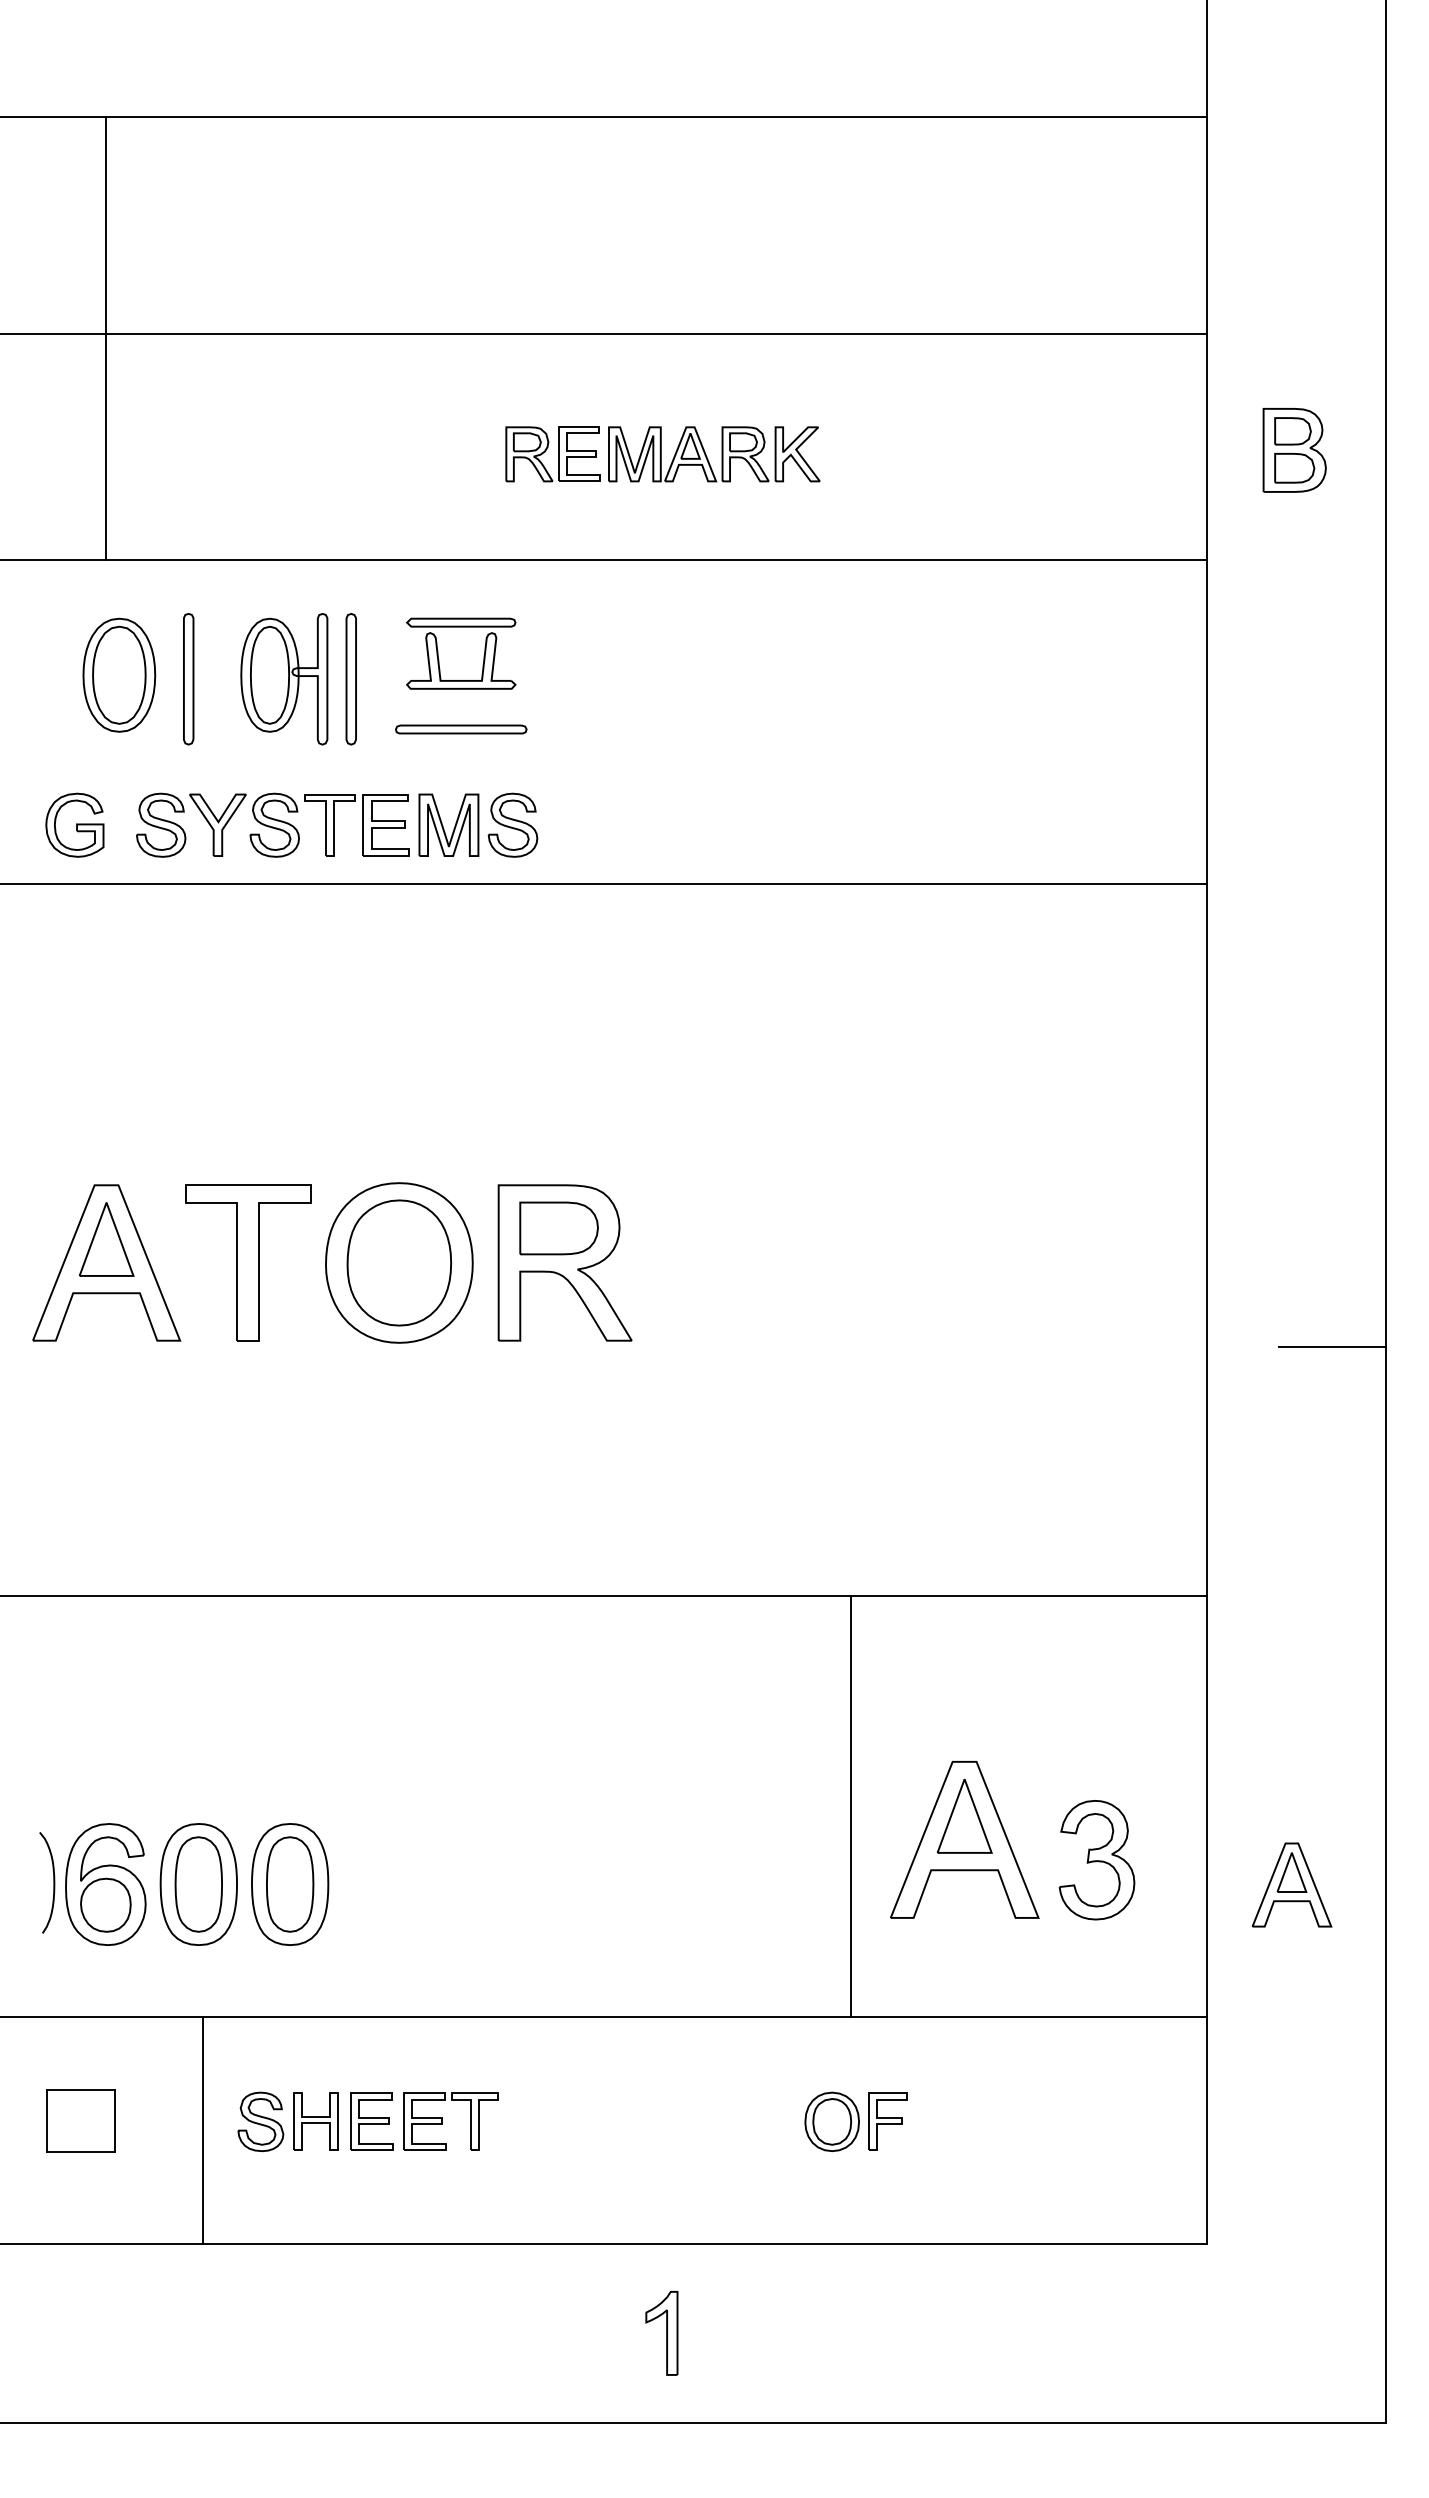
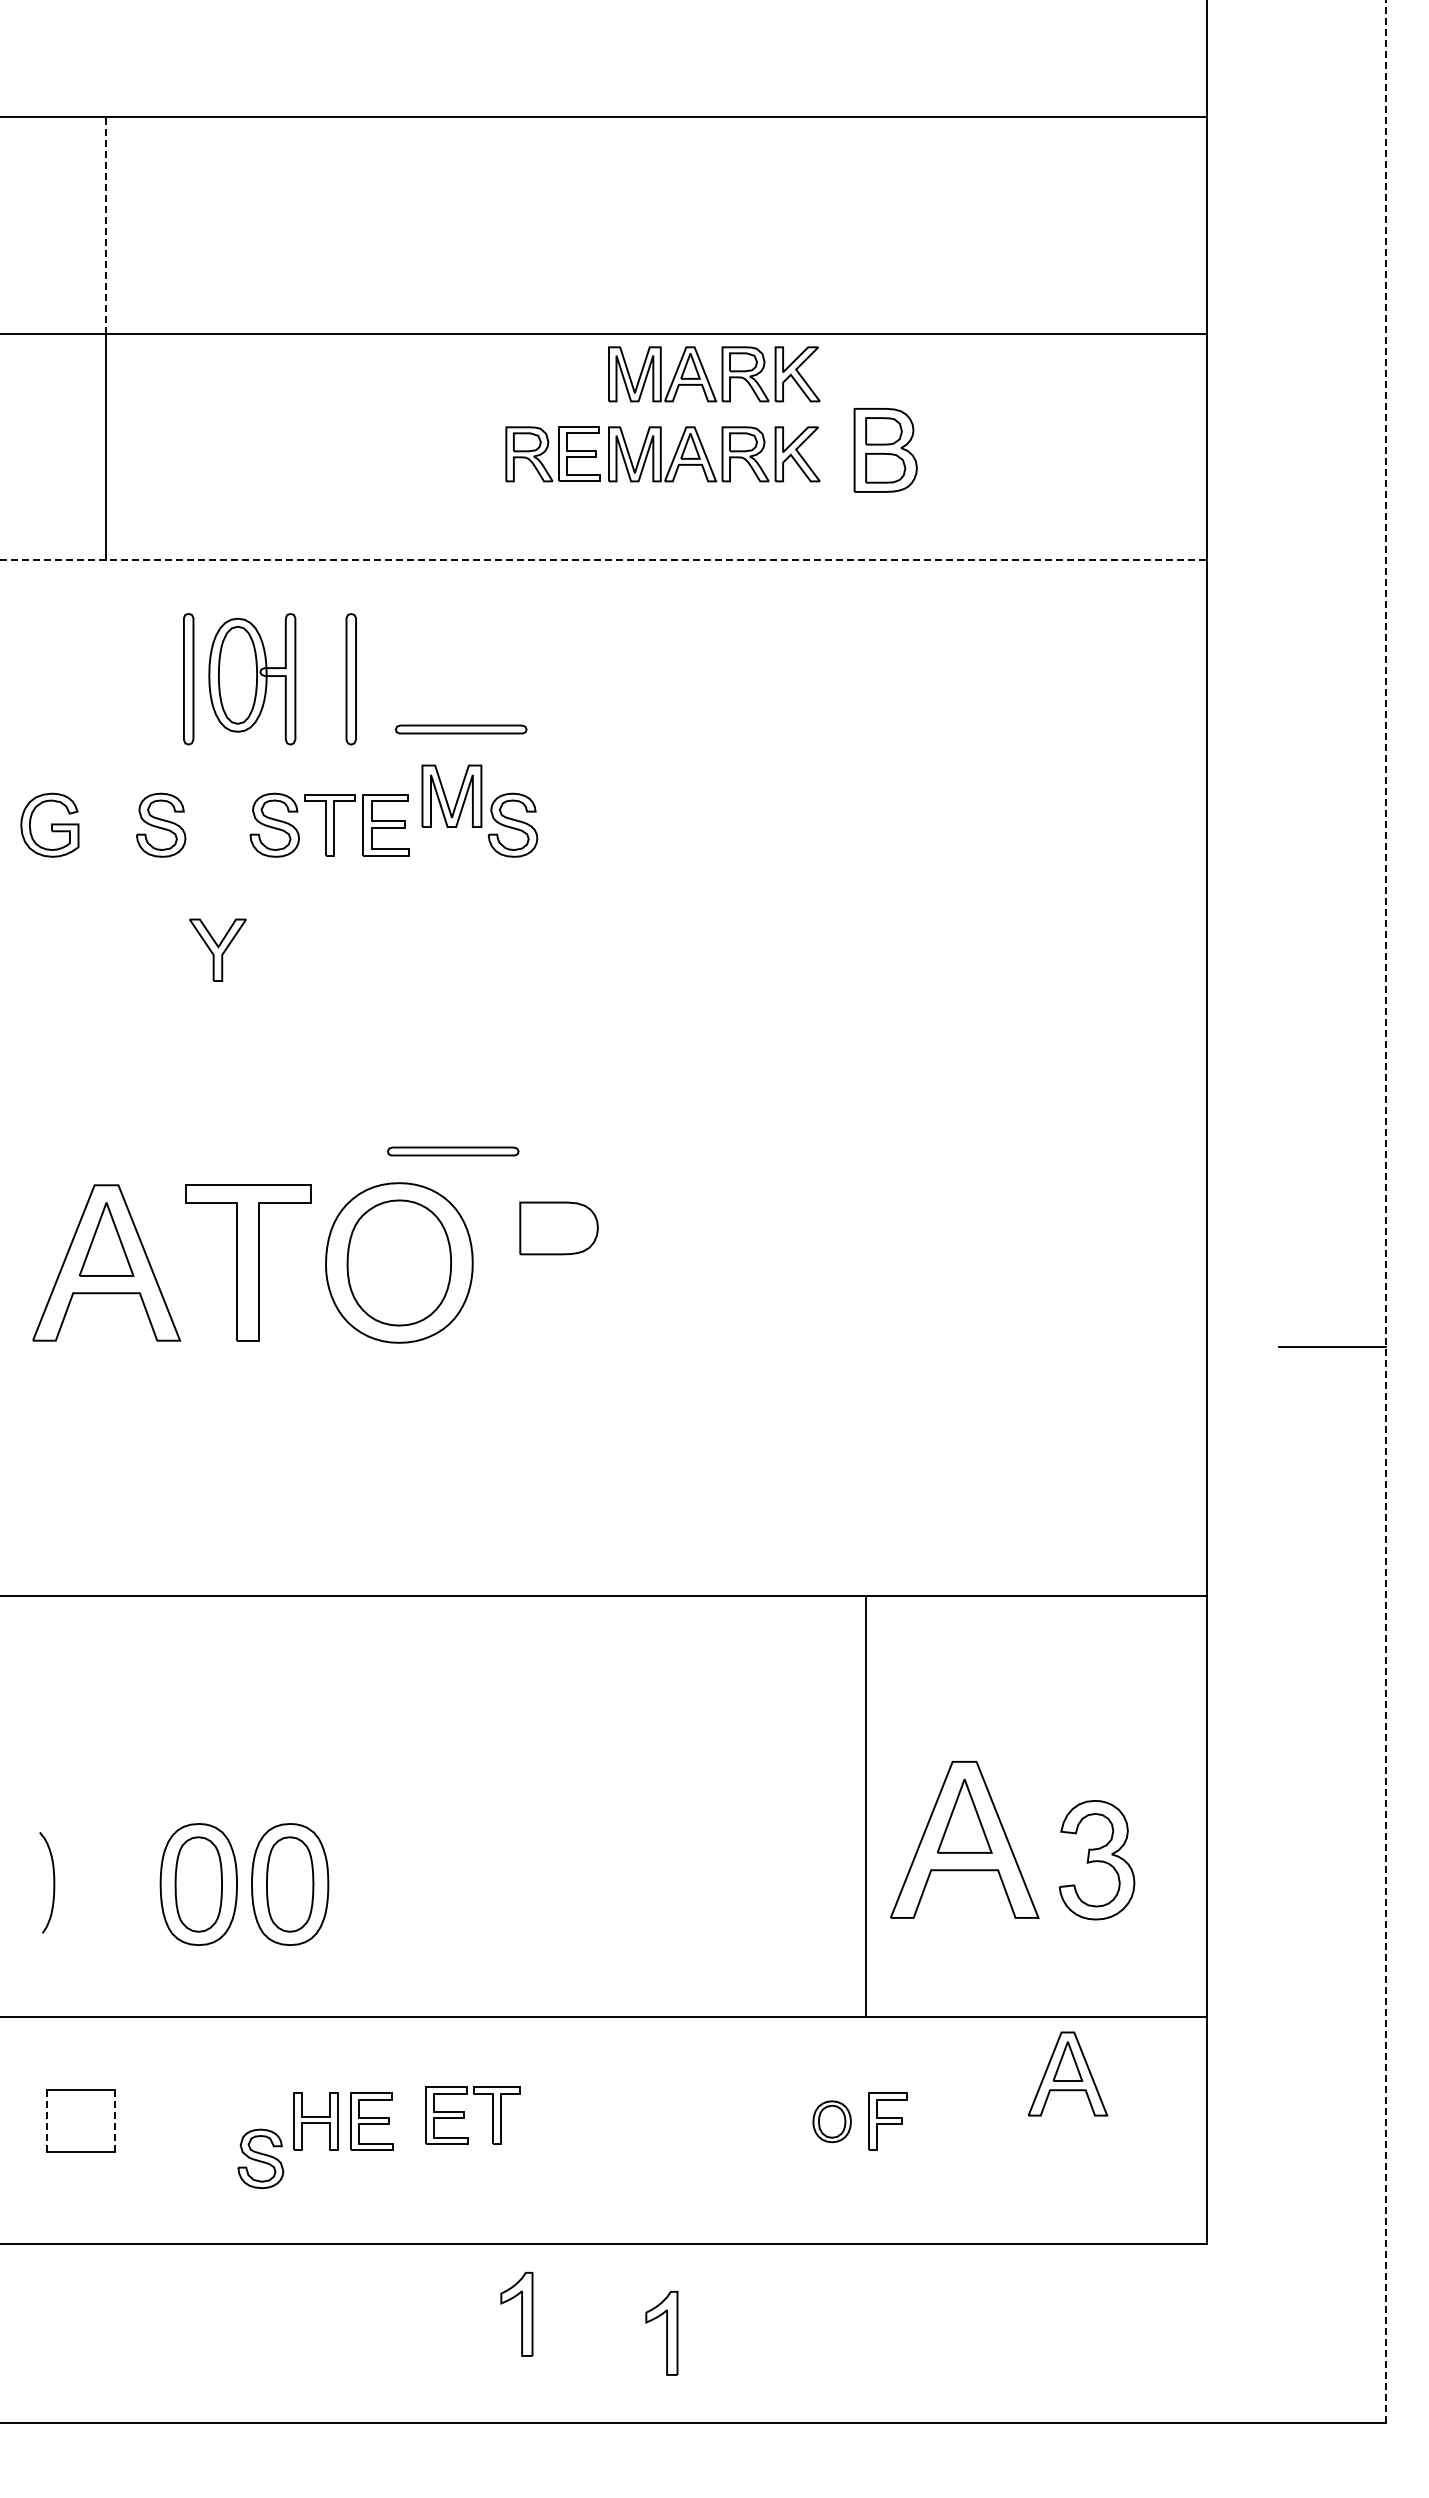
line: solid -> dashed (106, 224)
part: none -> present (721, 374)
part position: (1294, 450) -> (885, 450) (885, 450)
line: solid -> dashed (603, 560)
part: present -> none (483, 655)
part: present -> none (119, 674)
part position: (284, 679) -> (252, 679) (252, 679)
part position: (74, 824) -> (49, 824) (49, 824)
part position: (217, 824) -> (217, 949) (217, 949)
part position: (448, 824) -> (451, 795) (451, 795)
line: present -> none (604, 884)
part: none -> present (453, 1151)
line: solid -> dashed (1386, 1212)
part: present -> none (564, 1262)
line position: (850, 1806) -> (865, 1806) (865, 1806)
part: present -> none (105, 1884)
part position: (1292, 1884) -> (1068, 2073) (1068, 2073)
line: solid -> dashed (47, 2120)
line: solid -> dashed (115, 2120)
part position: (260, 2121) -> (260, 2158) (260, 2158)
part position: (442, 2121) -> (464, 2115) (464, 2115)
part size: 56x61 px -> 40x44 px (831, 2121)
line: present -> none (203, 2130)
part: none -> present (516, 2314)
